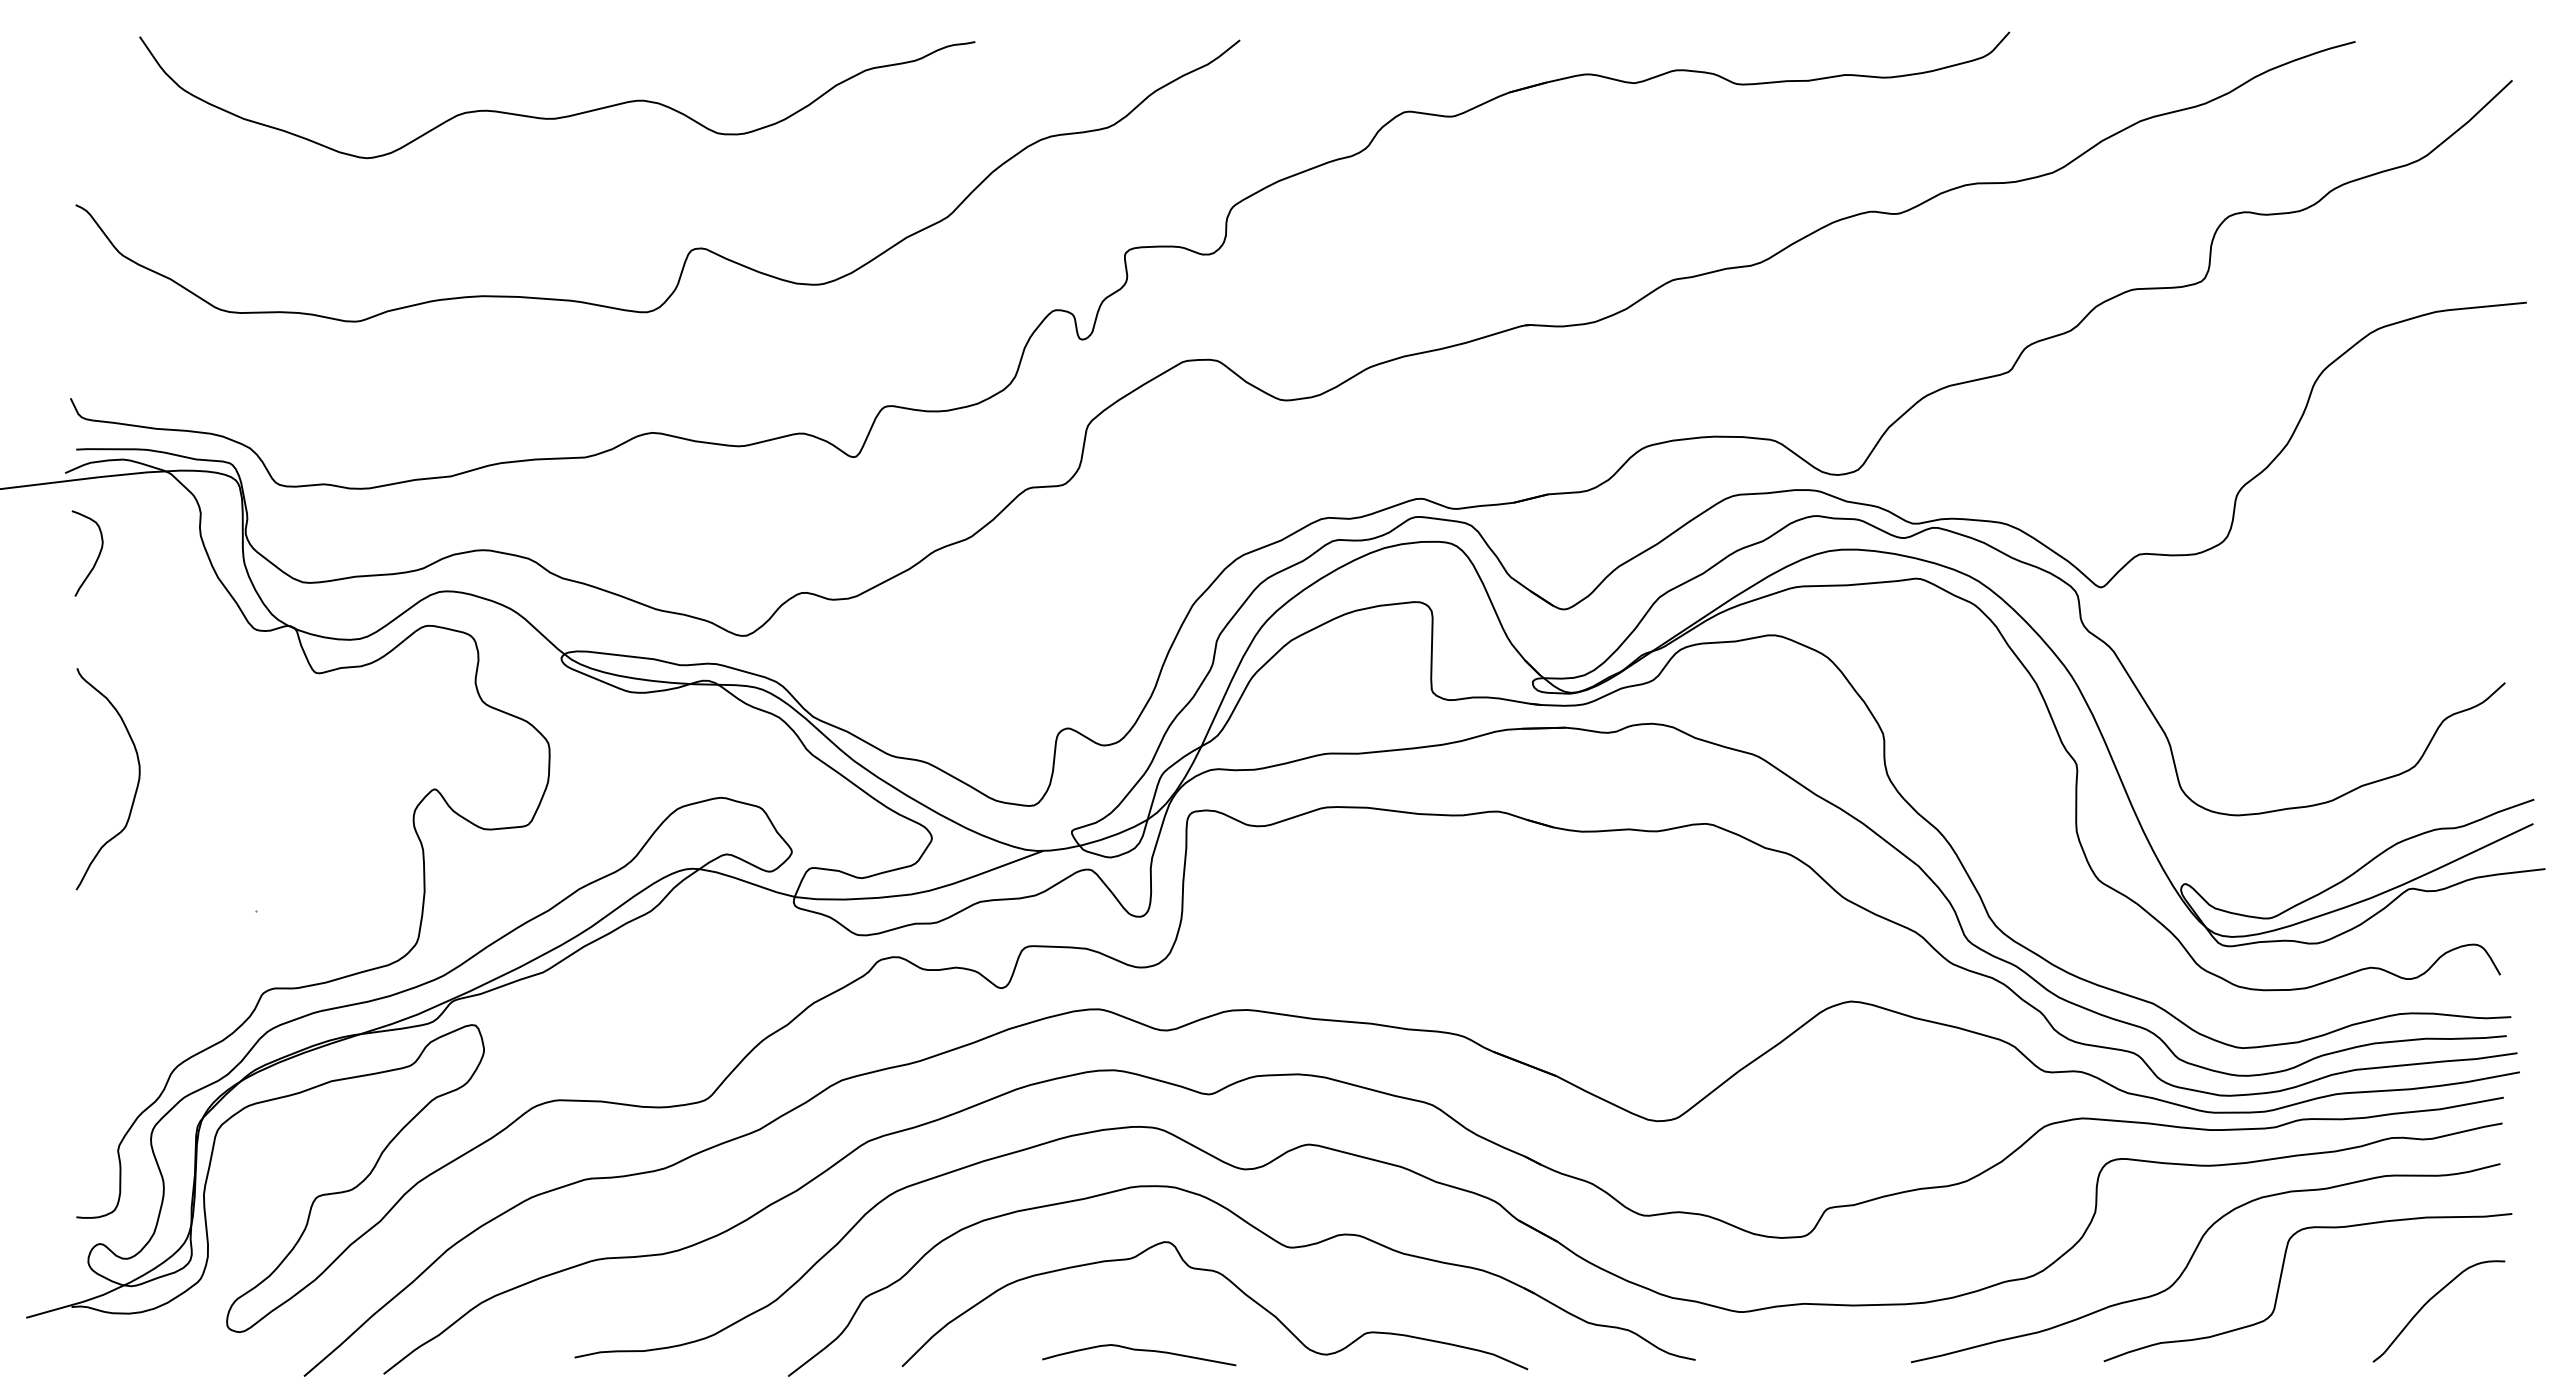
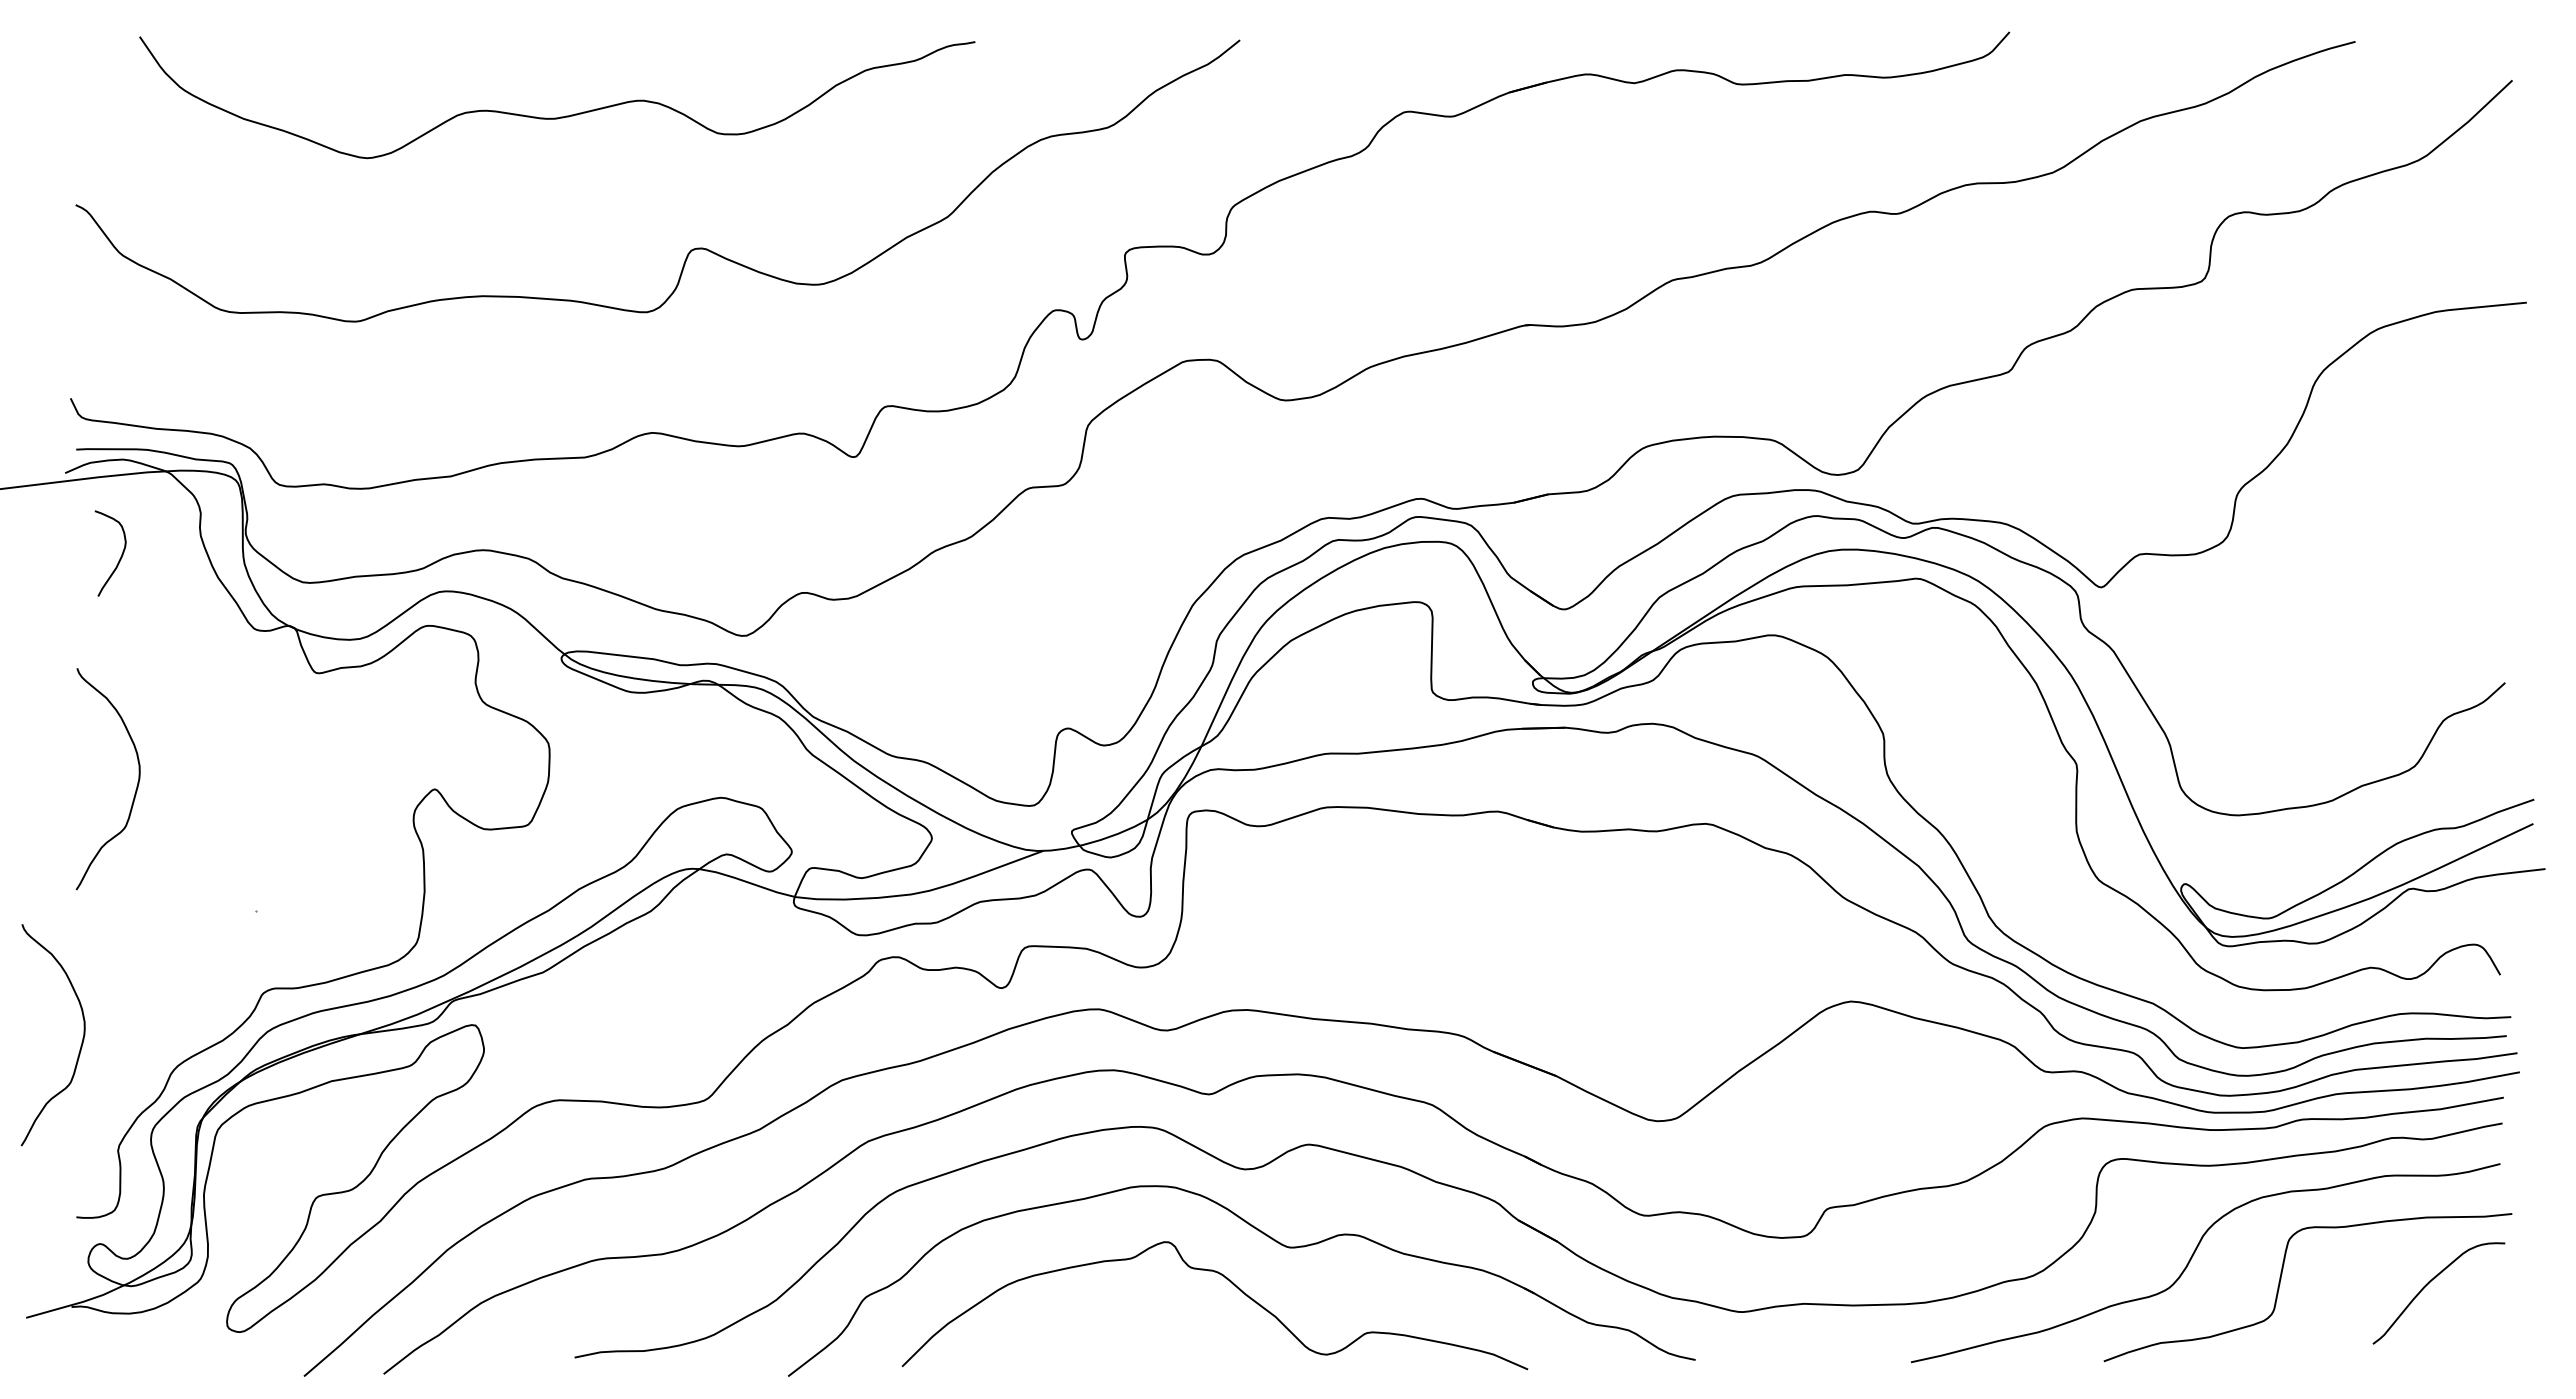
curve position: (96, 558) -> (119, 558) (119, 558)
curve: none -> present (80, 1045)
curve position: (2429, 1301) -> (2429, 1283) (2429, 1283)
curve: present -> none (1139, 1350)
